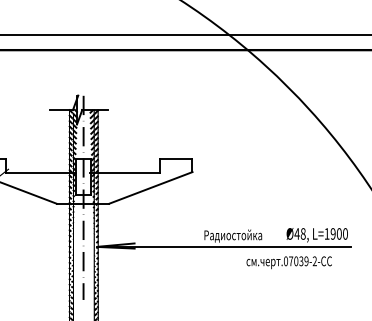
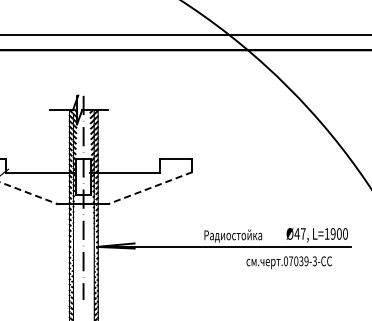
line: solid -> dashed (150, 187)
line: solid -> dashed (28, 193)
text: Ø48, -> Ø47, (302, 233)
text: .07039-2- -> .07039-3- (314, 261)
